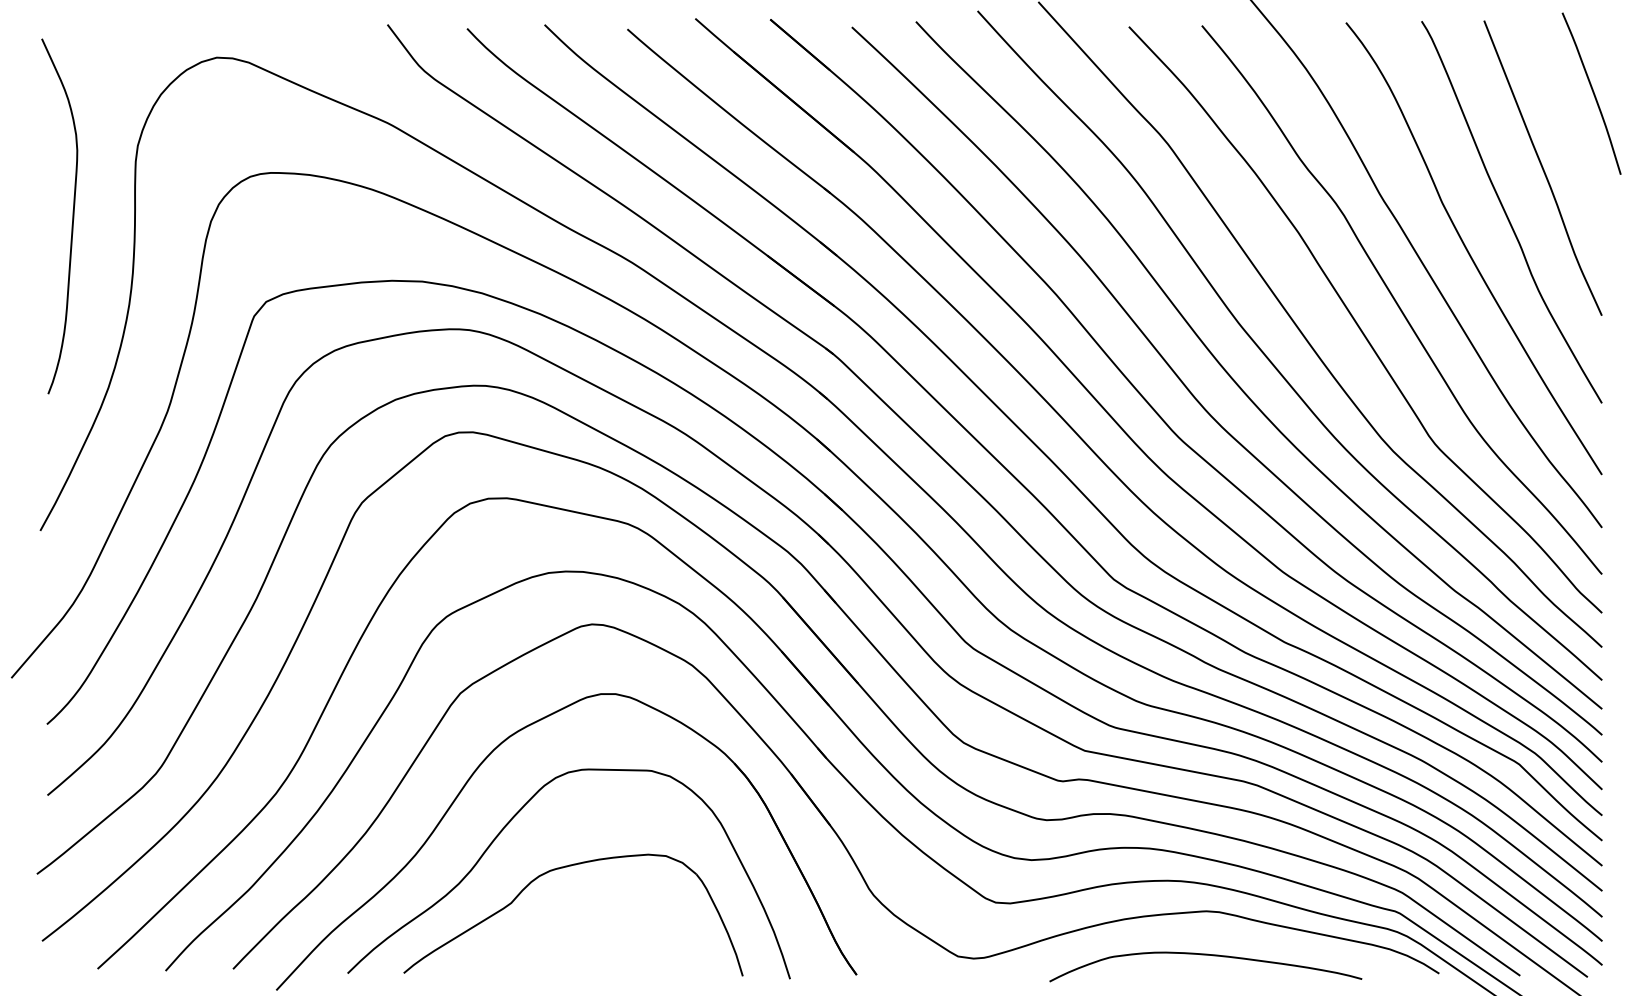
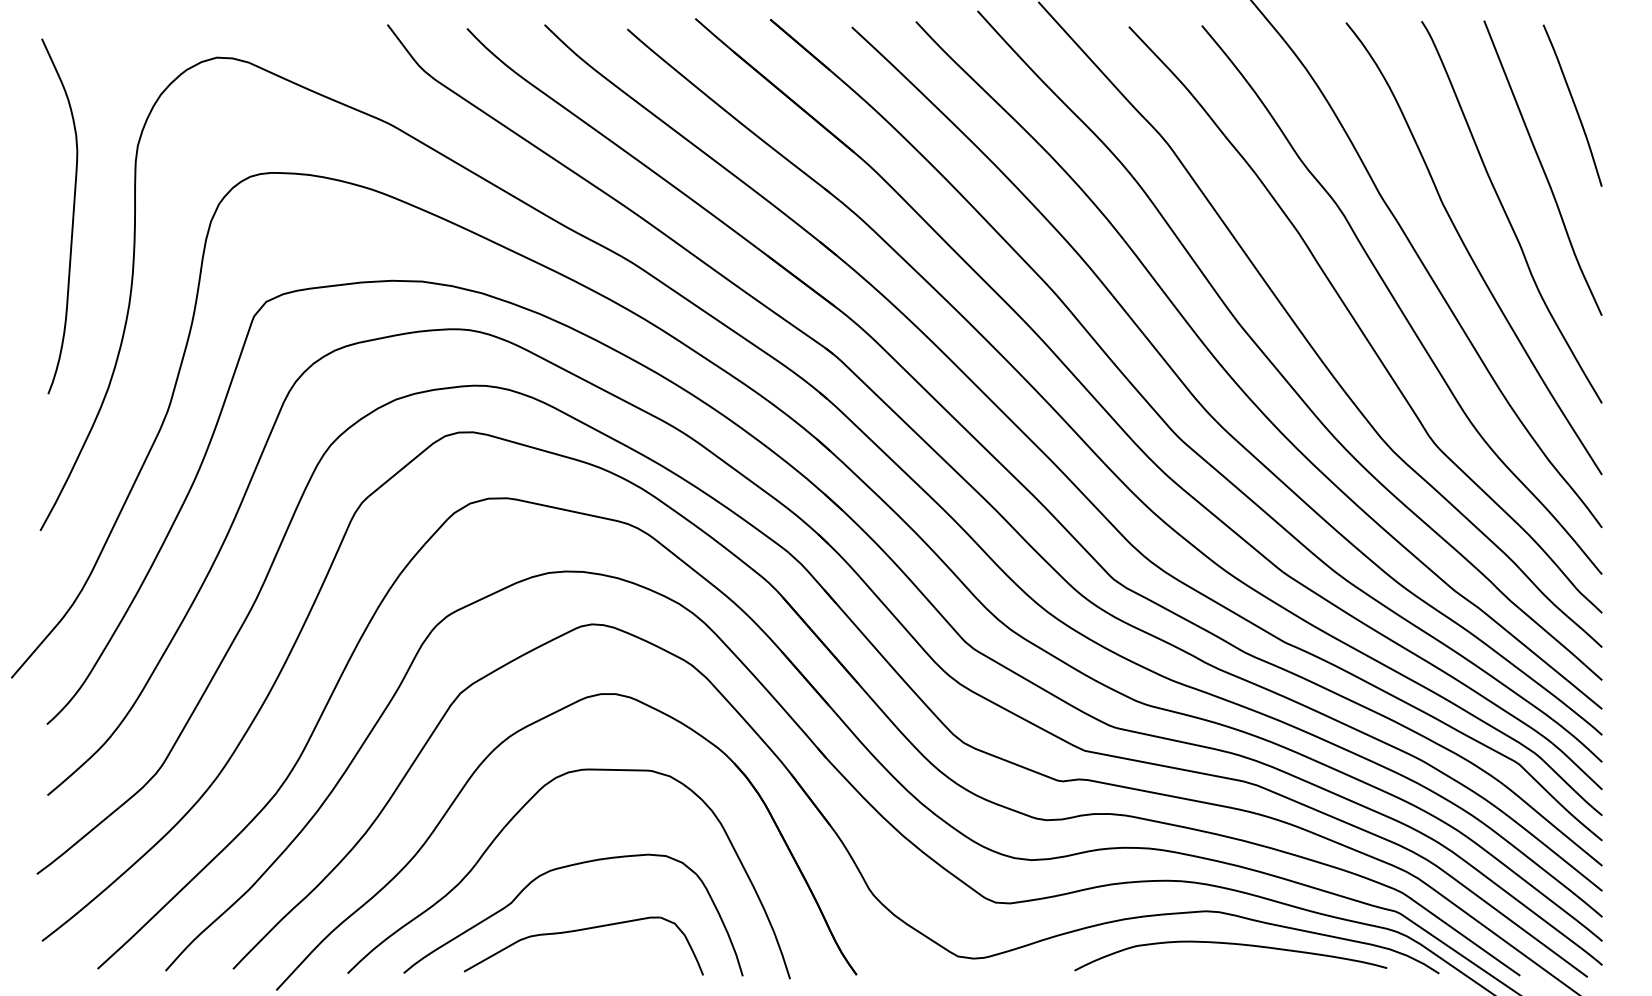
curve position: (1592, 92) -> (1573, 104) (1573, 104)
part: none -> present (578, 931)
curve position: (1205, 955) -> (1230, 944) (1230, 944)
